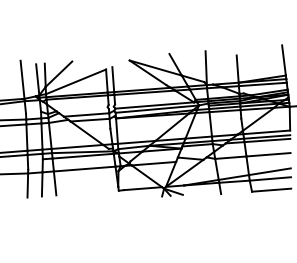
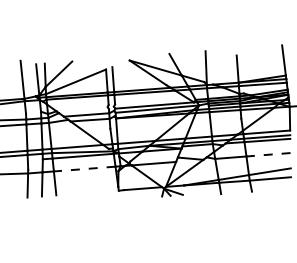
line: solid -> dashed (268, 154)
line: solid -> dashed (84, 169)
line: present -> none (271, 189)
